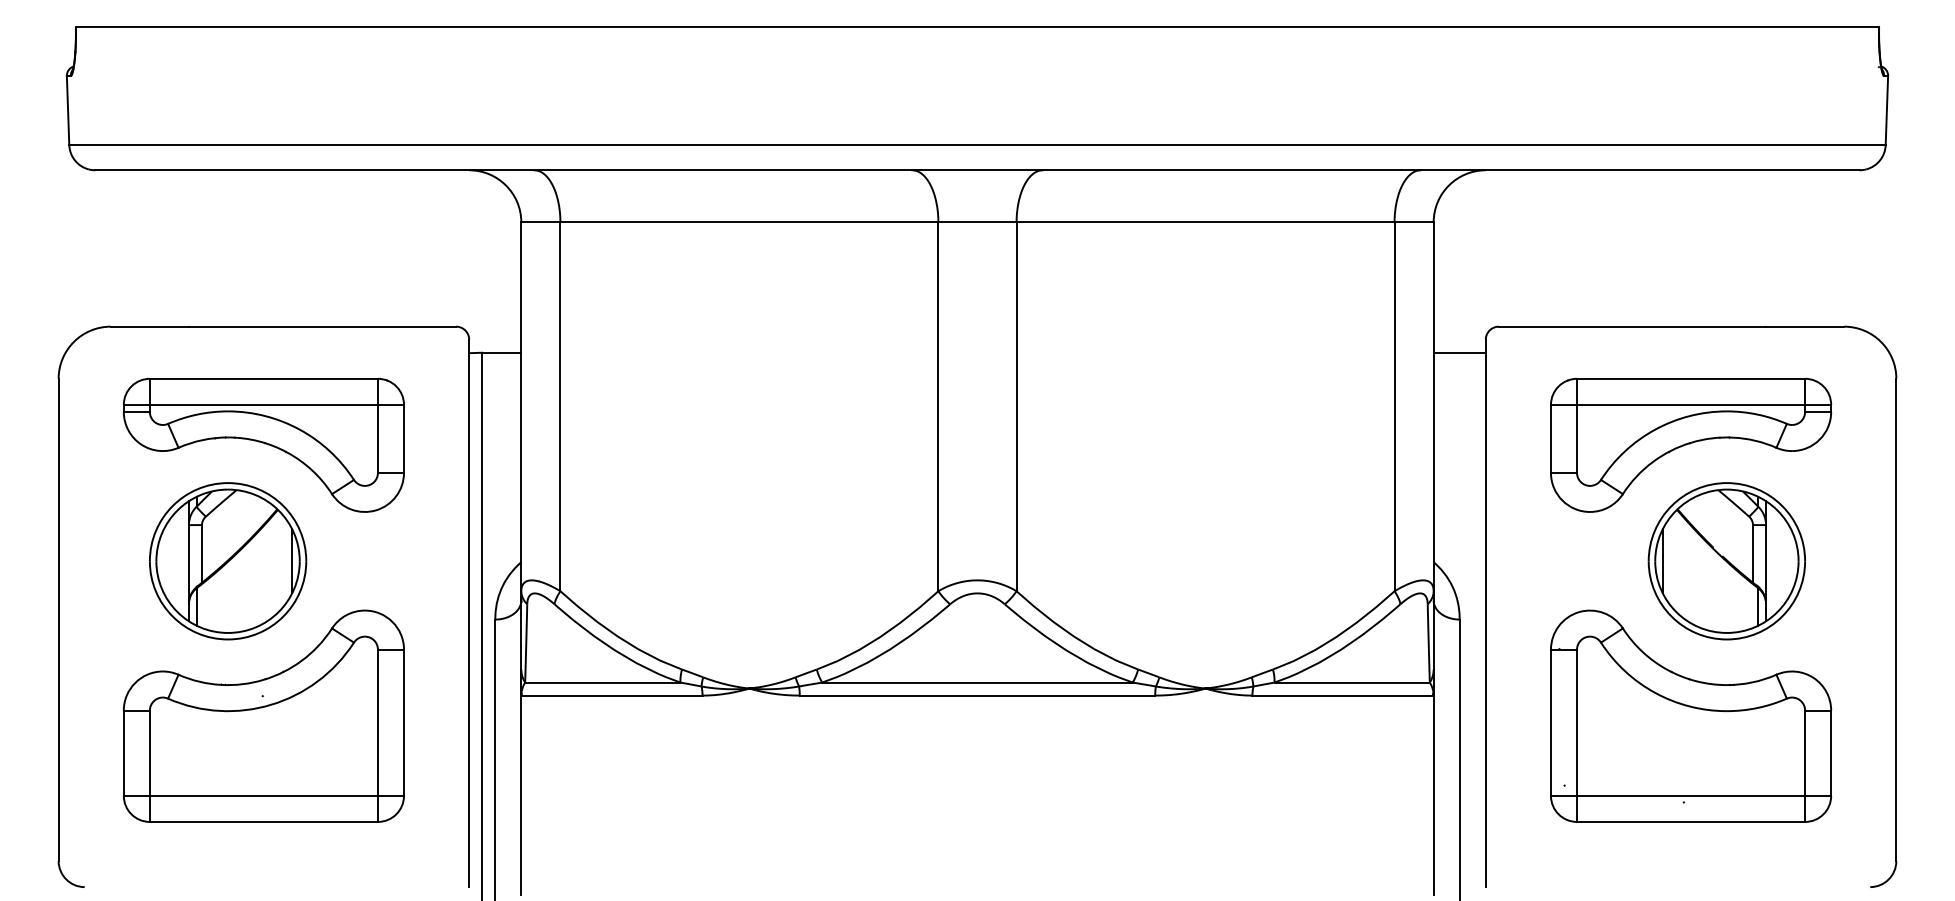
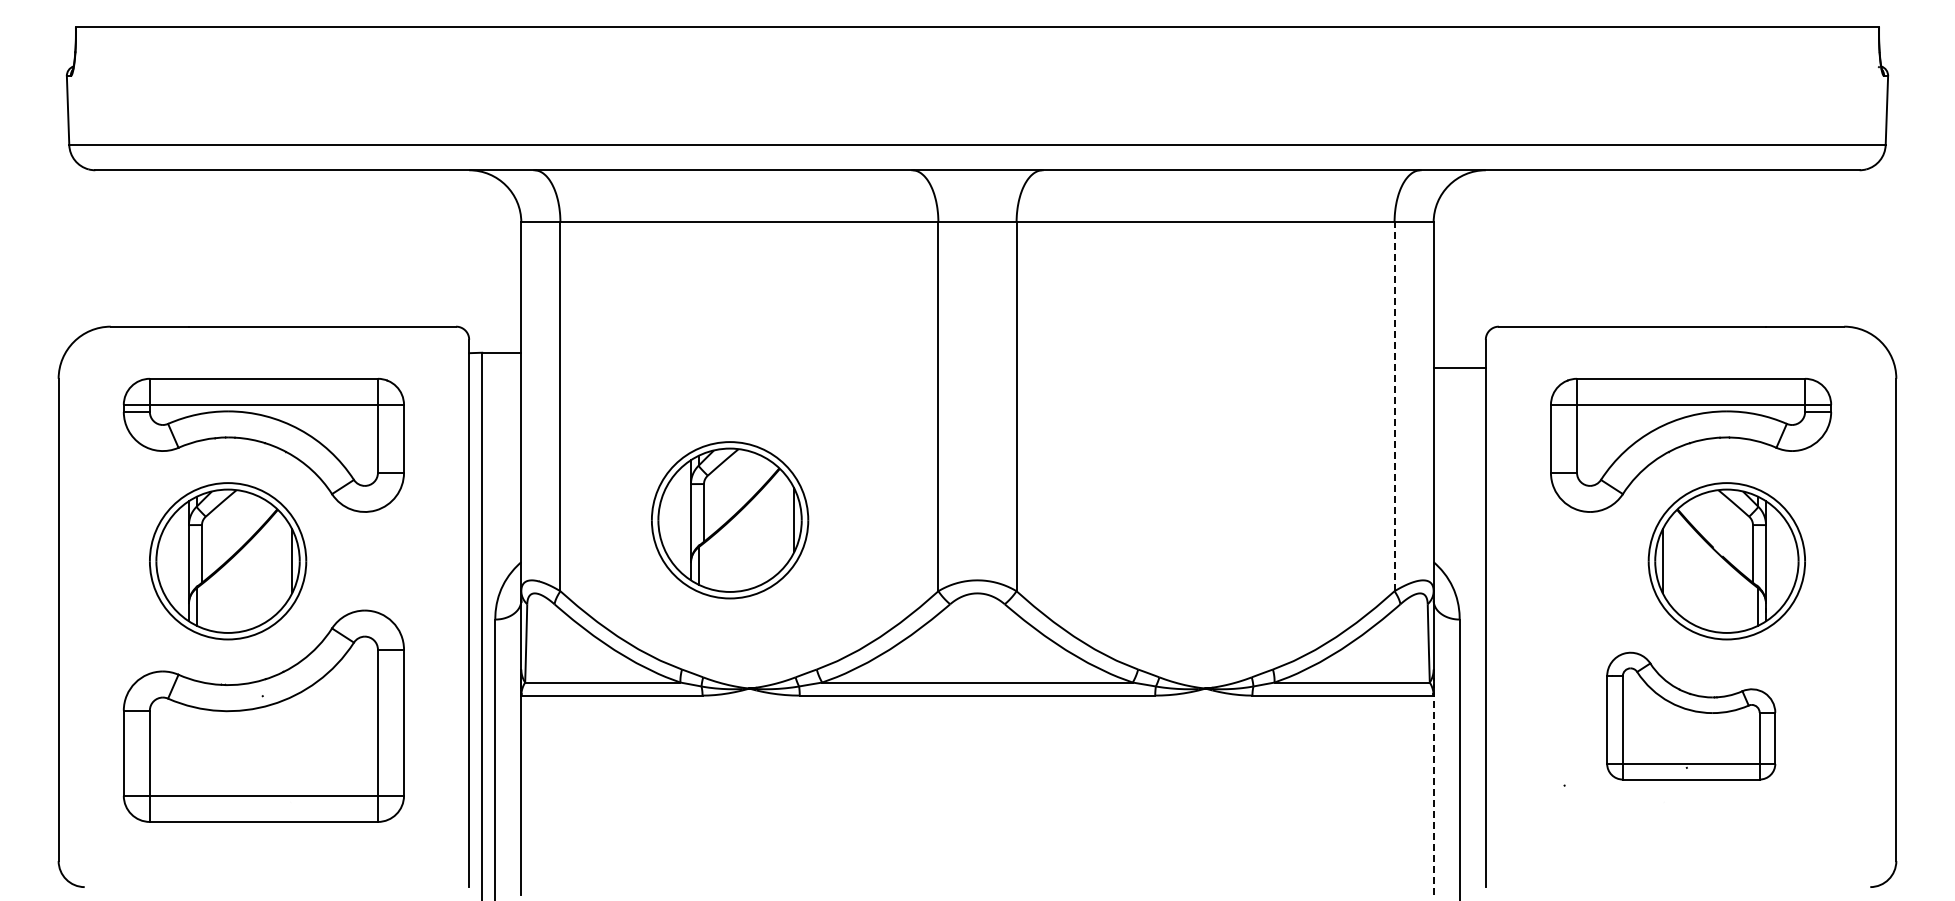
line position: (1459, 352) -> (1459, 367) (1459, 367)
line: solid -> dashed (1394, 406)
part: none -> present (730, 520)
part size: 283x214 px -> 171x130 px (1691, 715)
line: solid -> dashed (1433, 795)
